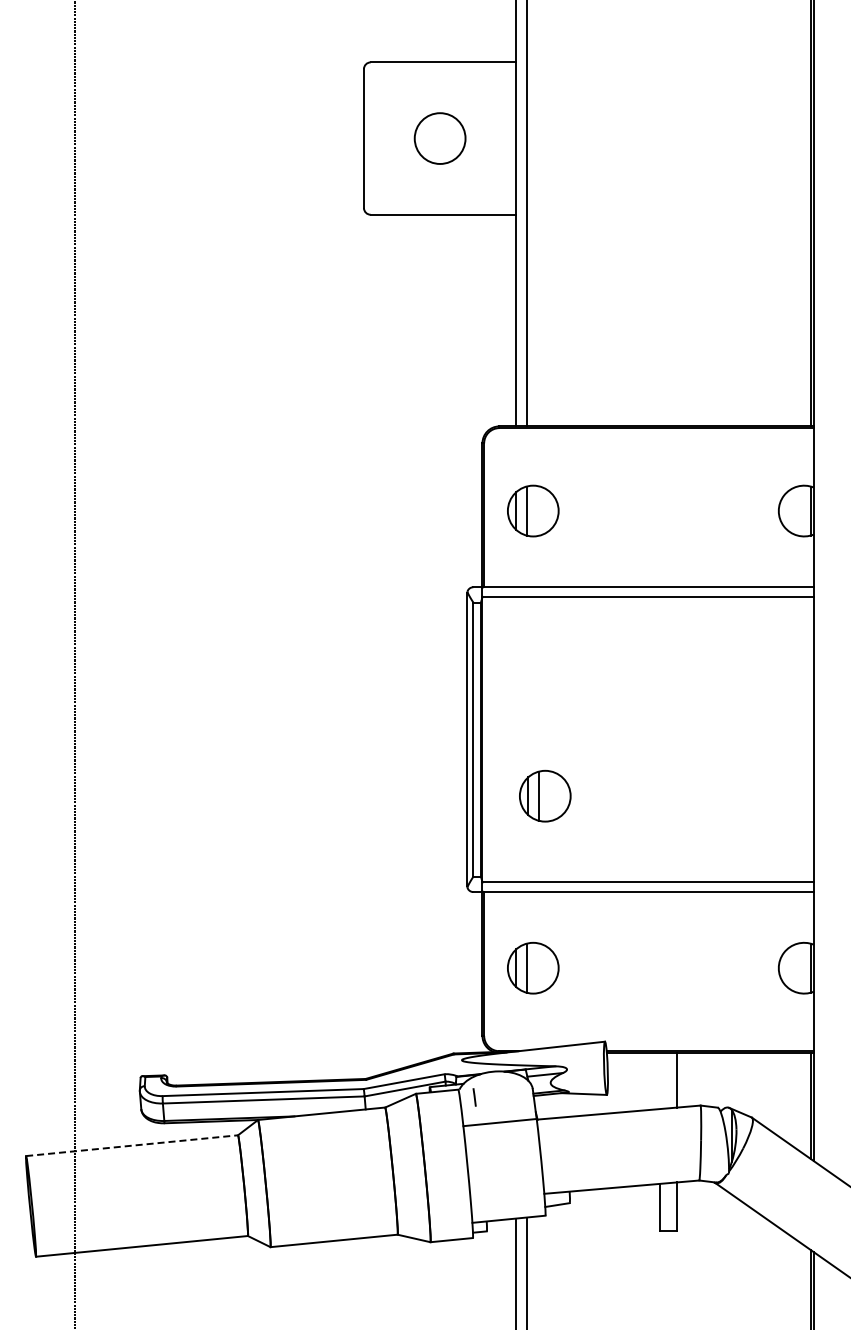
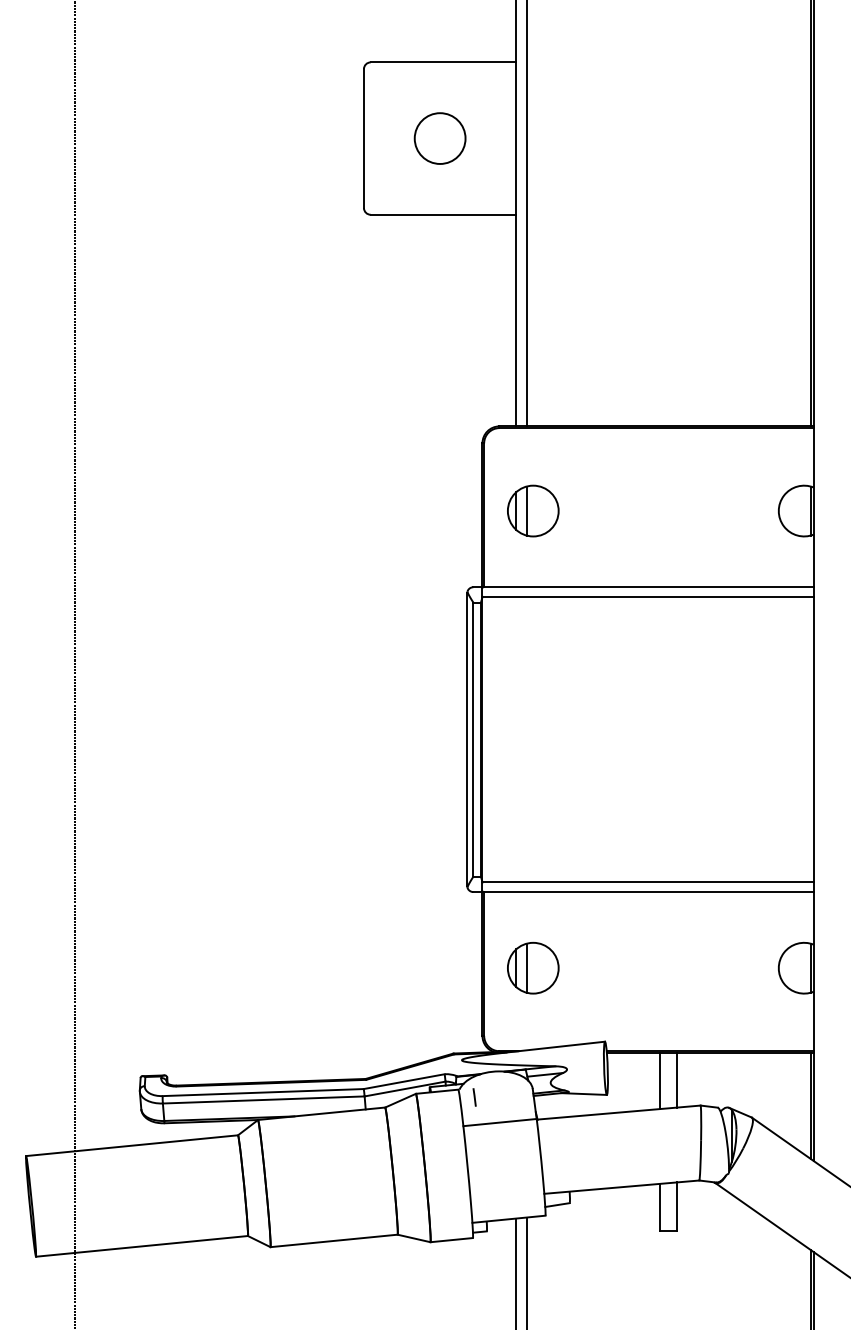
part: present -> none (545, 795)
line: none -> present (660, 1080)
line: dashed -> solid (132, 1145)
